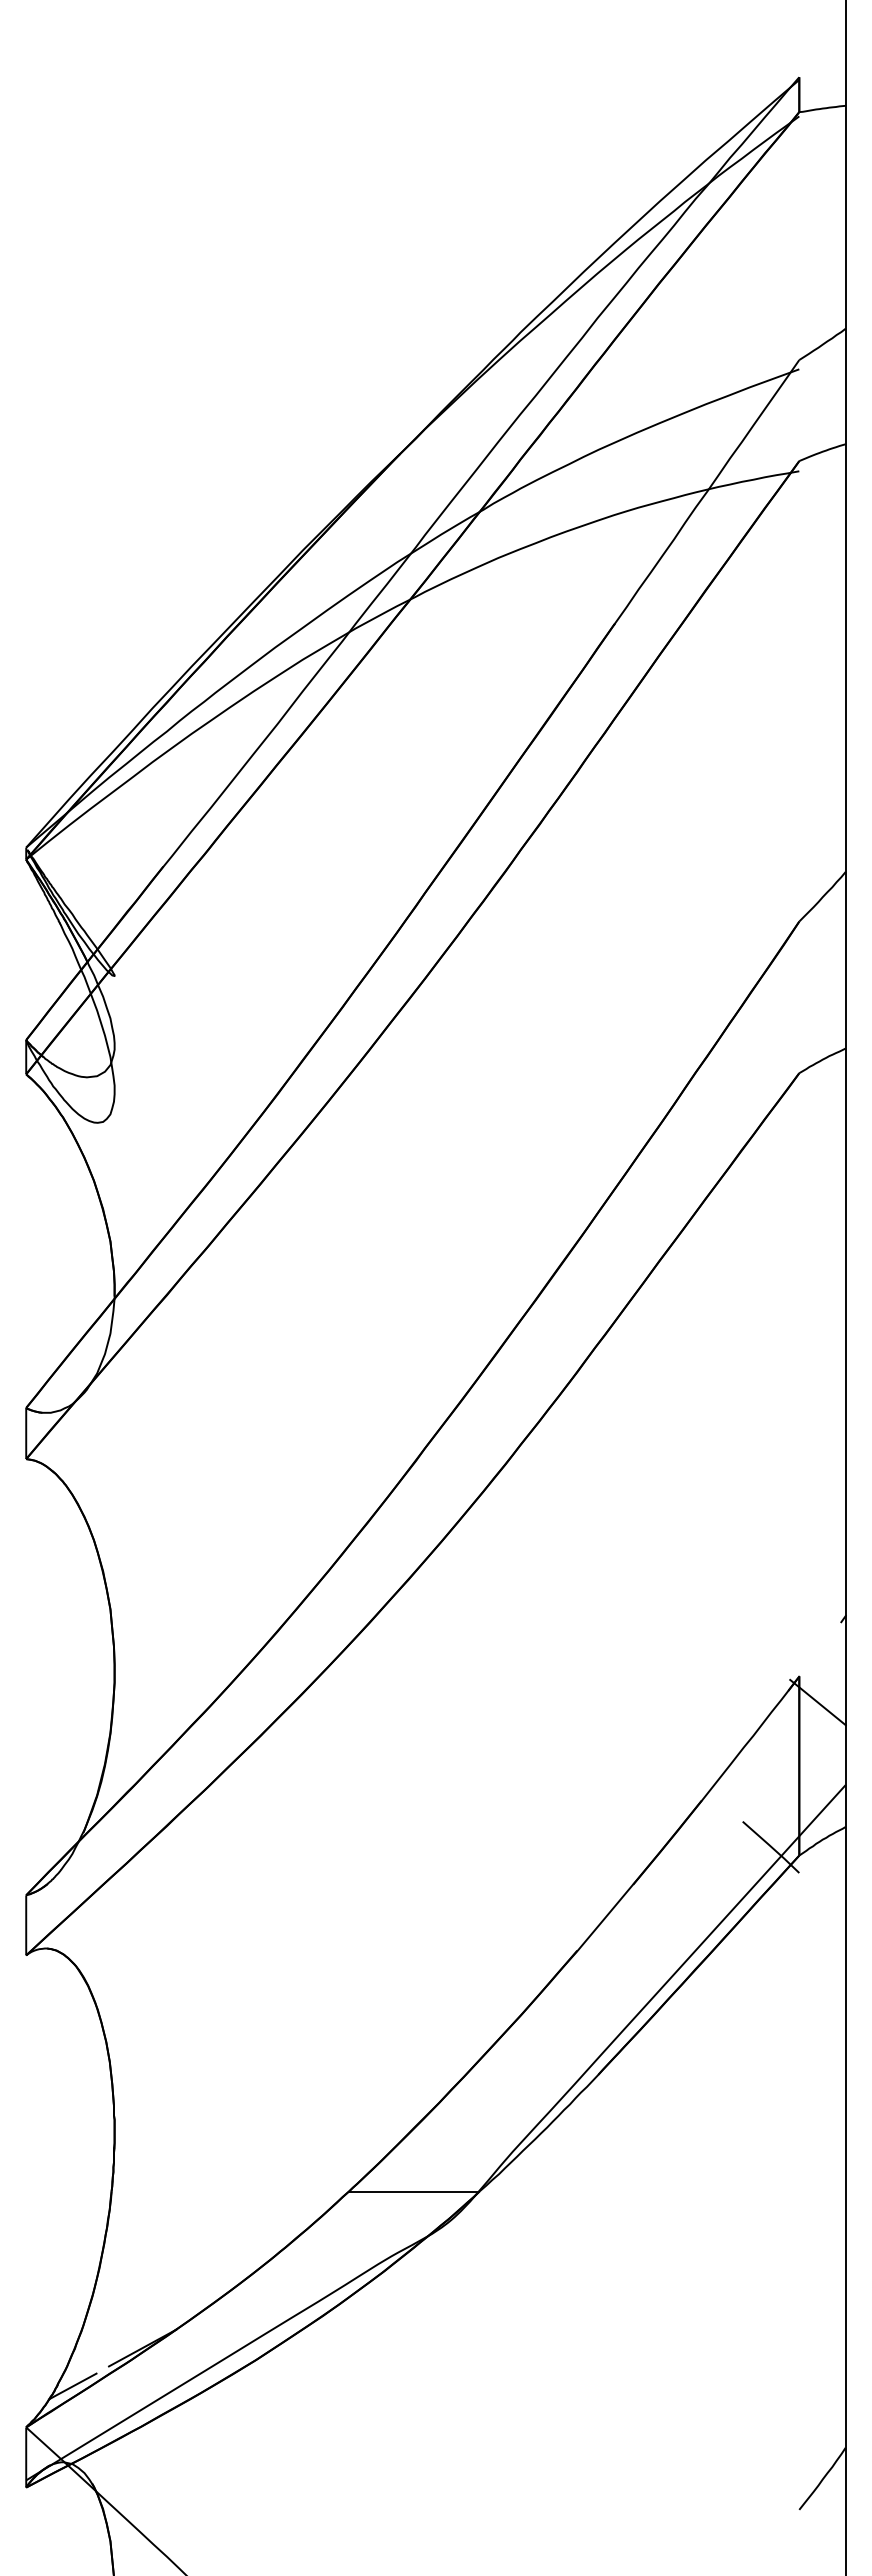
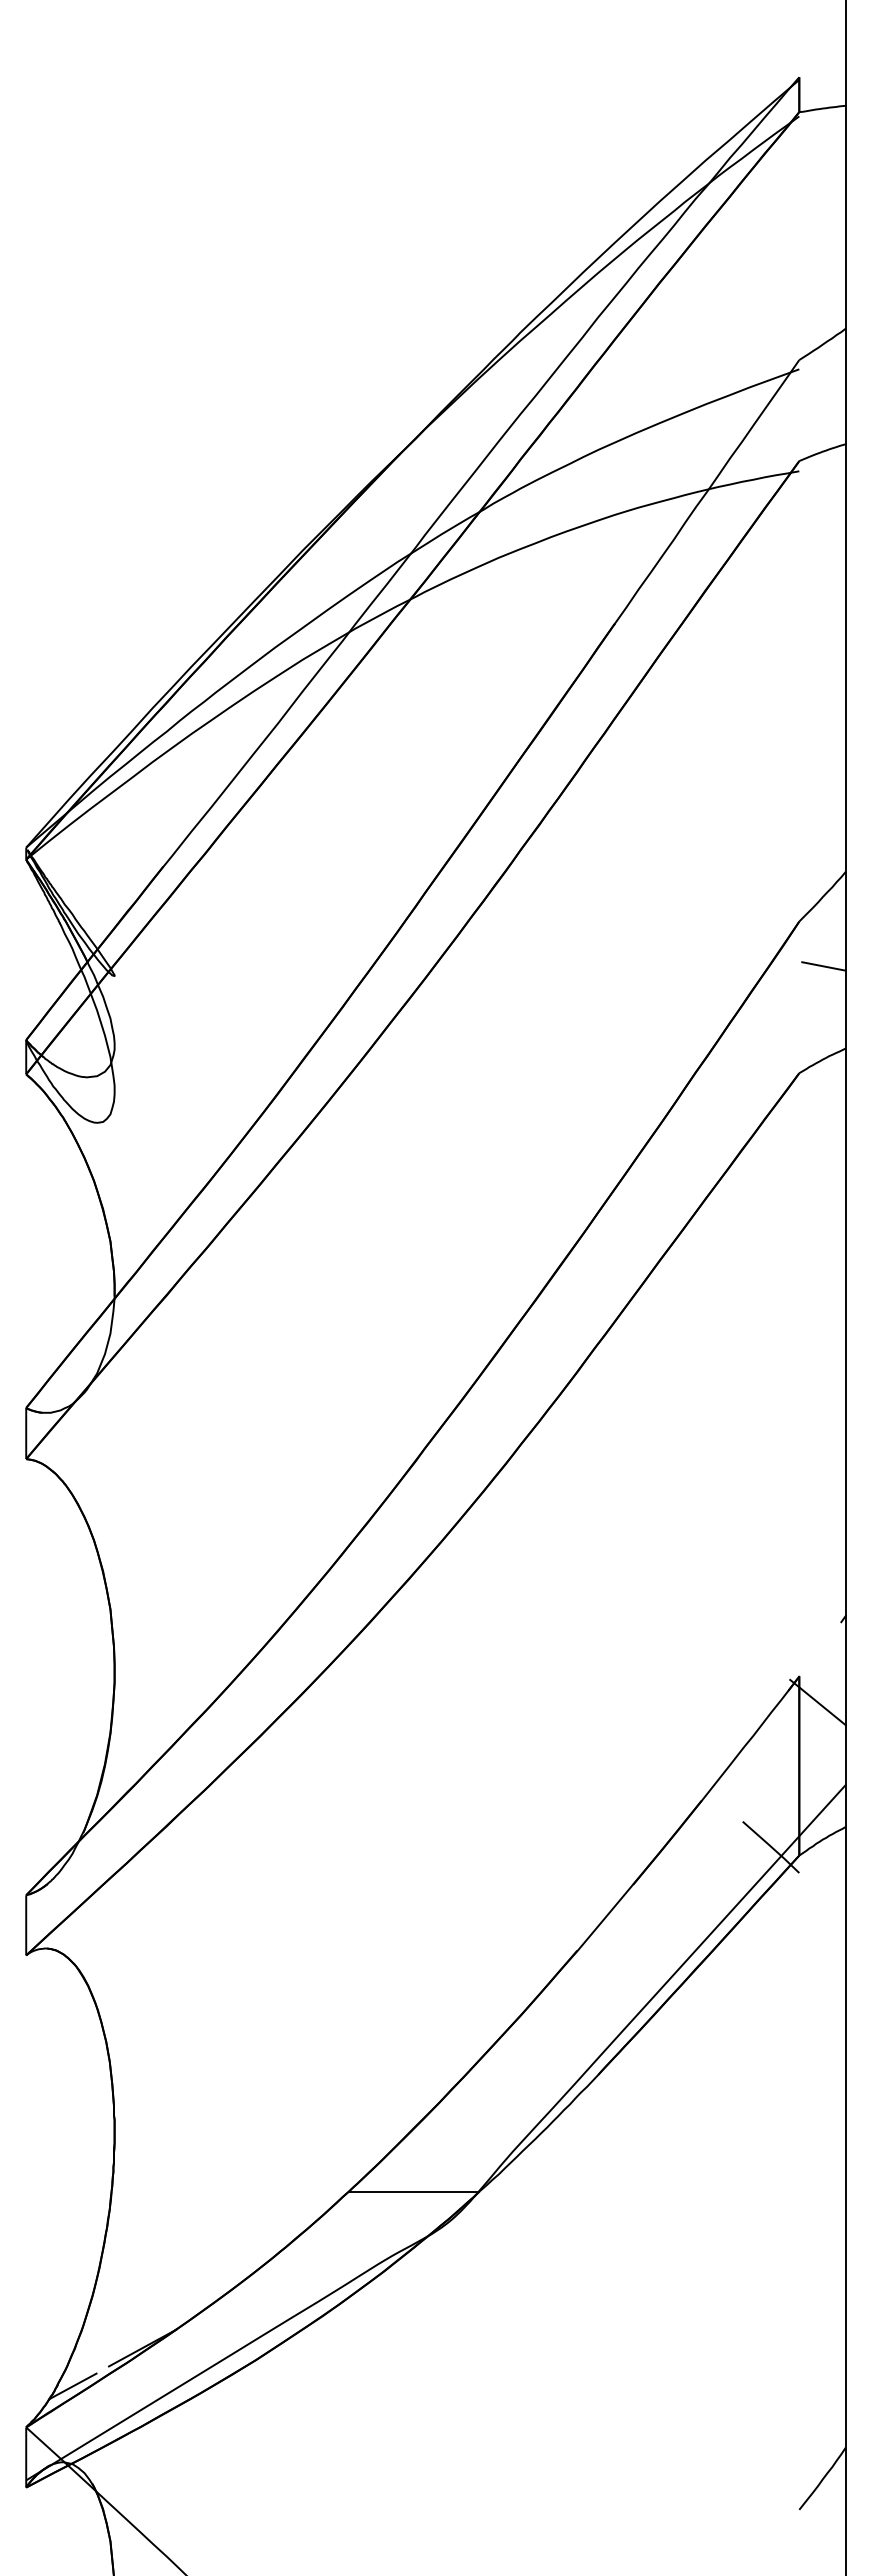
line: none -> present (823, 966)
